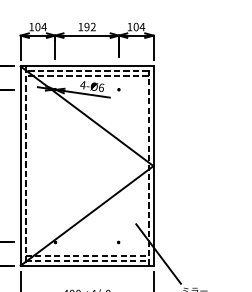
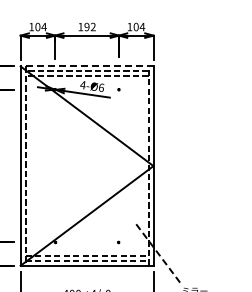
line: solid -> dashed (86, 66)
line: solid -> dashed (158, 254)
